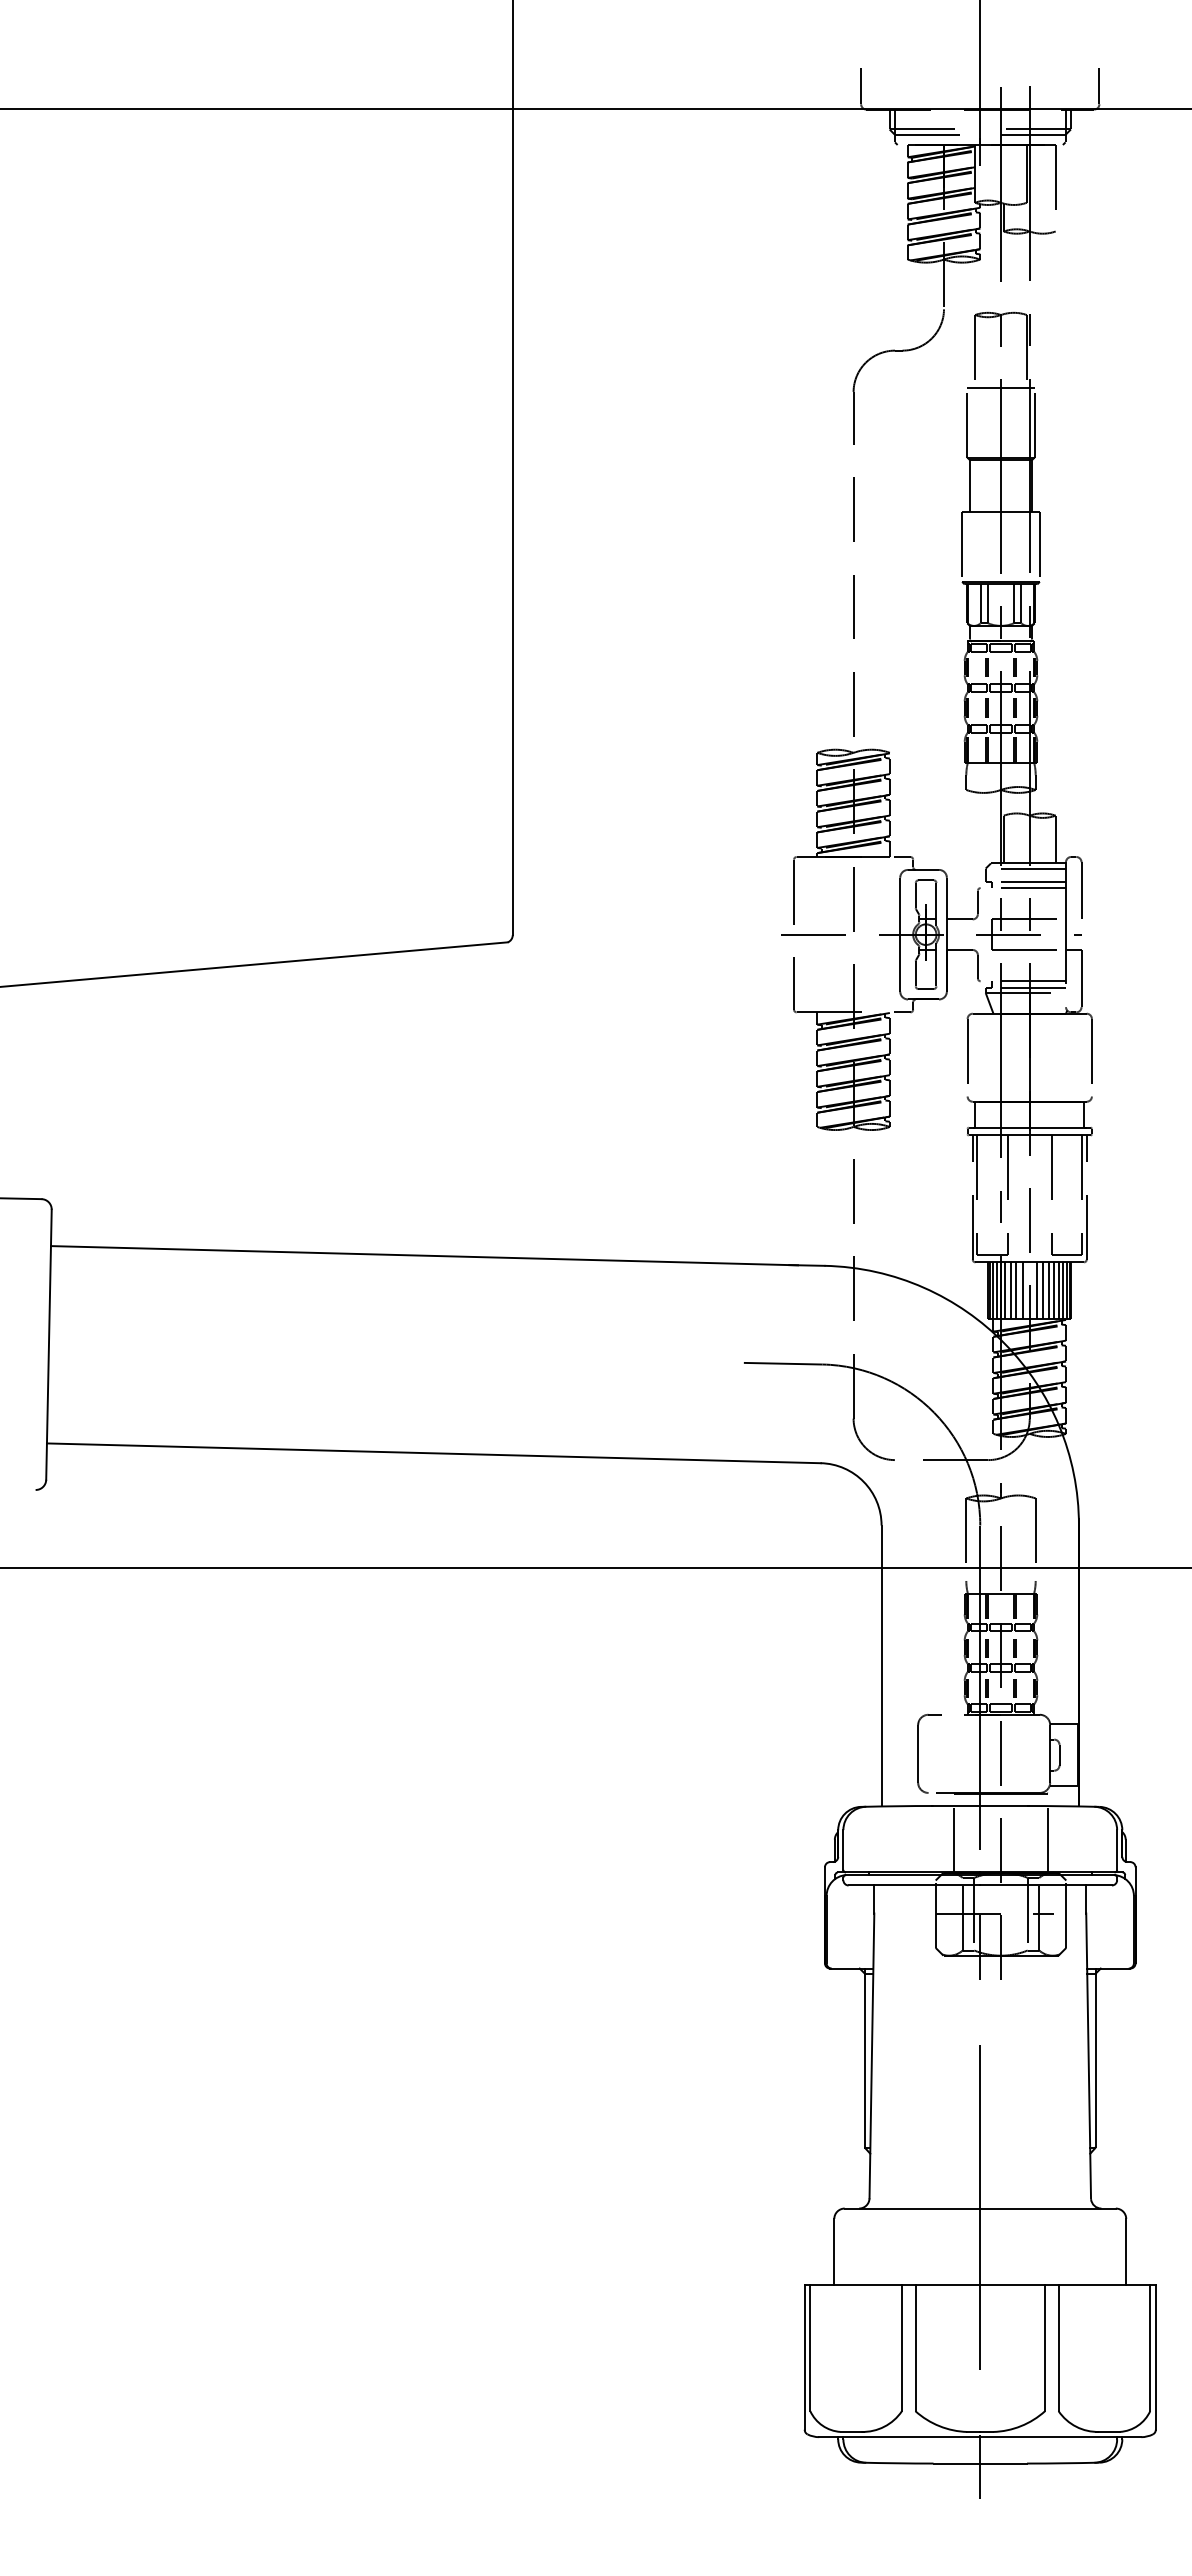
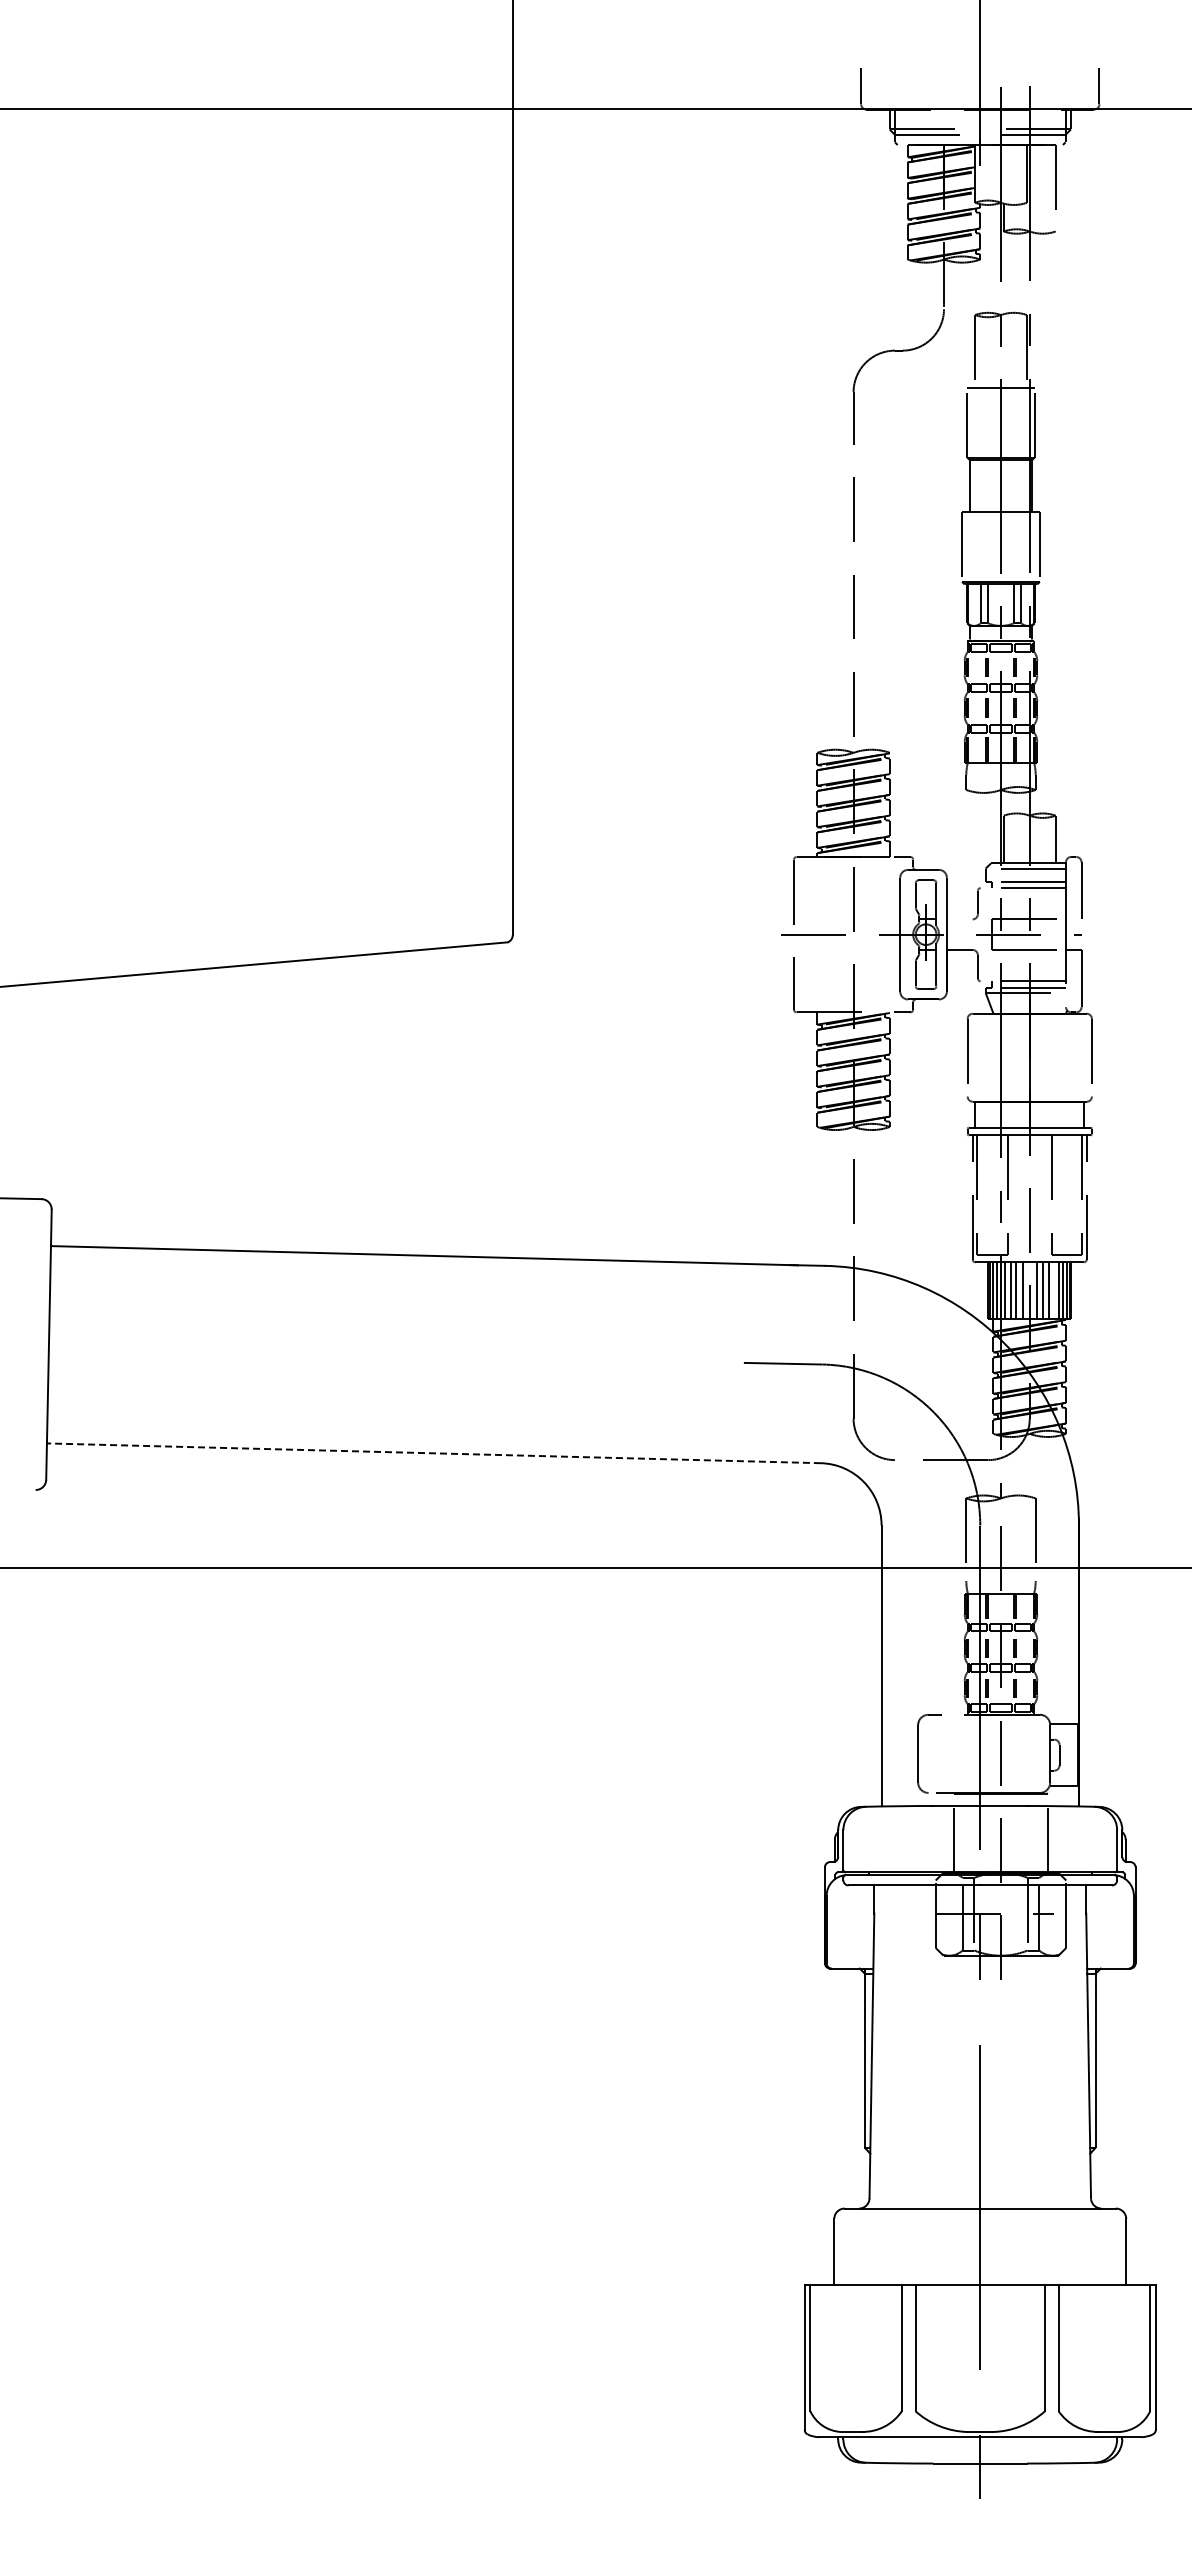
line: present -> none (959, 919)
line: present -> none (1054, 1290)
line: solid -> dashed (433, 1453)
